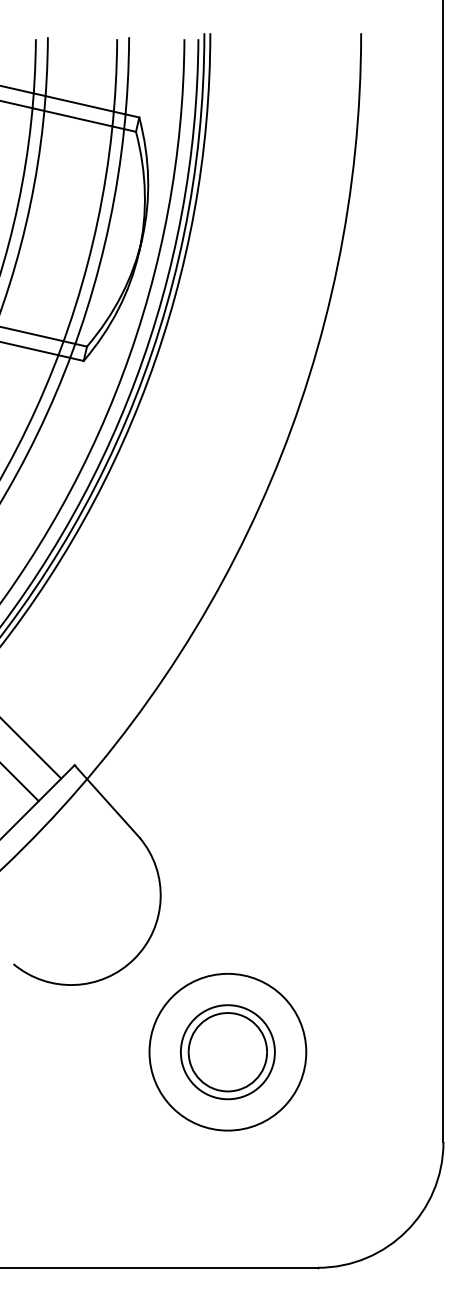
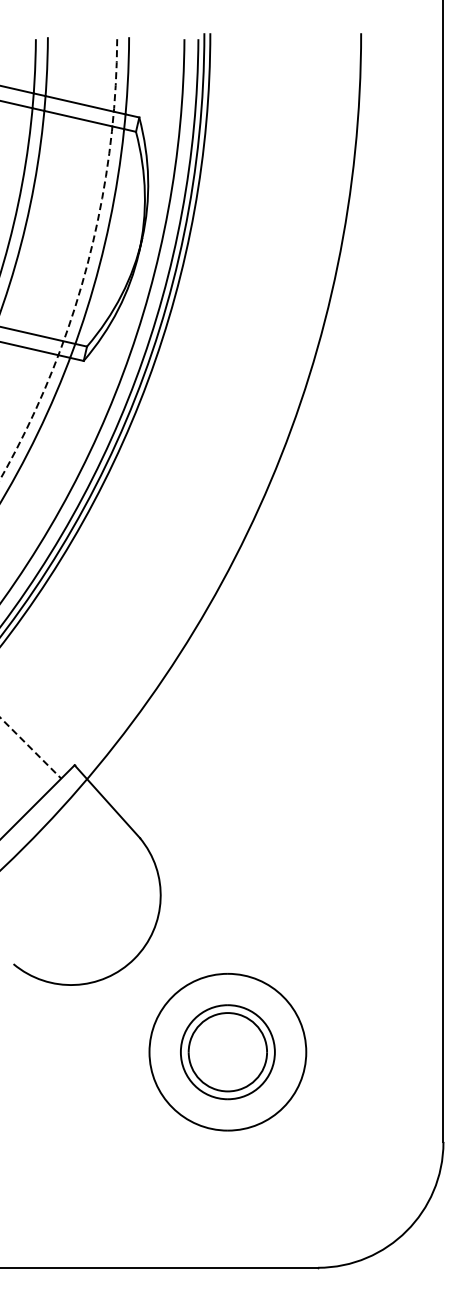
arc: solid -> dashed (86, 266)
line: solid -> dashed (30, 748)
line: present -> none (20, 782)
